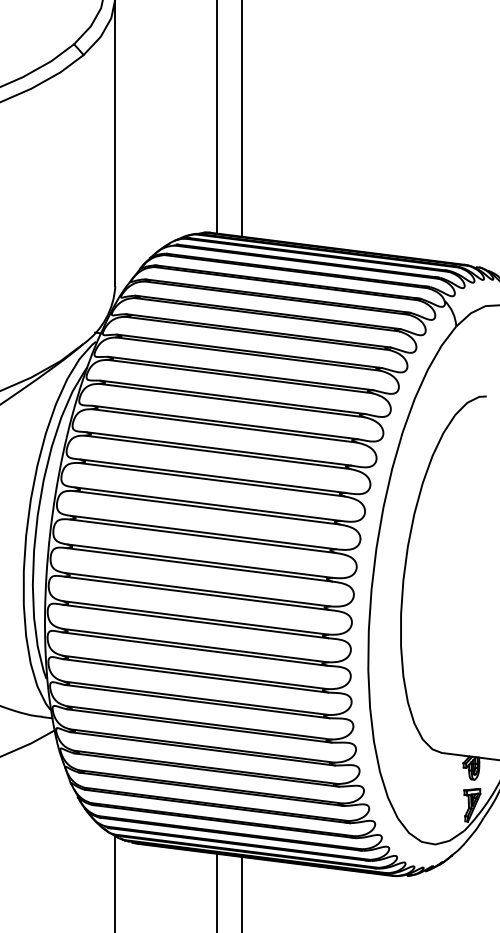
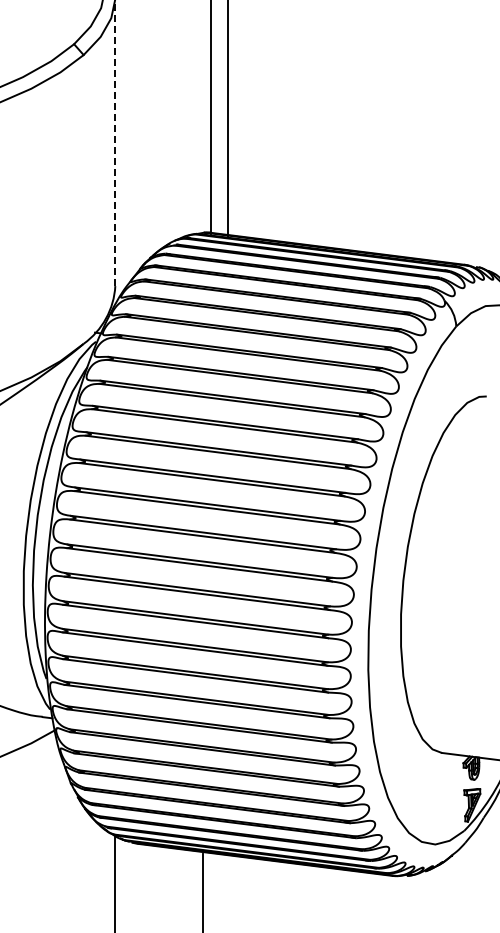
line position: (217, 117) -> (211, 117) (211, 117)
line position: (241, 119) -> (227, 119) (227, 119)
line: solid -> dashed (115, 143)
line position: (217, 891) -> (203, 891) (203, 891)
line: present -> none (241, 892)
